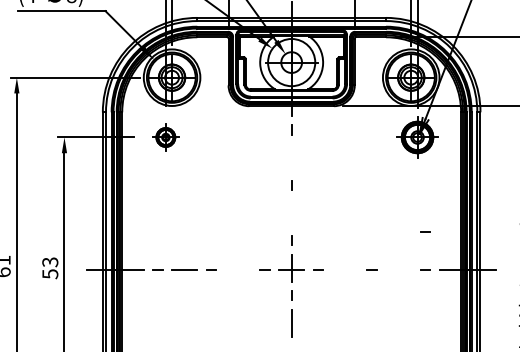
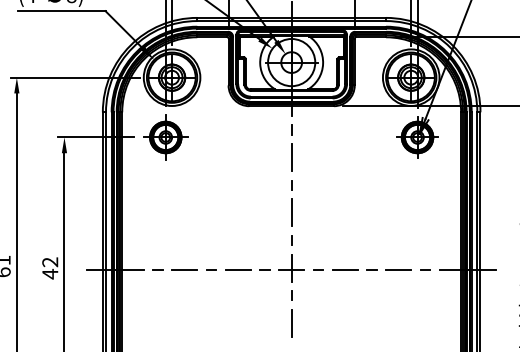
part size: 28x29 px -> 46x47 px (165, 137)
line: none -> present (291, 157)
line: none -> present (291, 212)
line: present -> none (425, 231)
text: 53 -> 42 (50, 268)
line: none -> present (237, 269)
line: none -> present (345, 269)
line: none -> present (398, 269)
